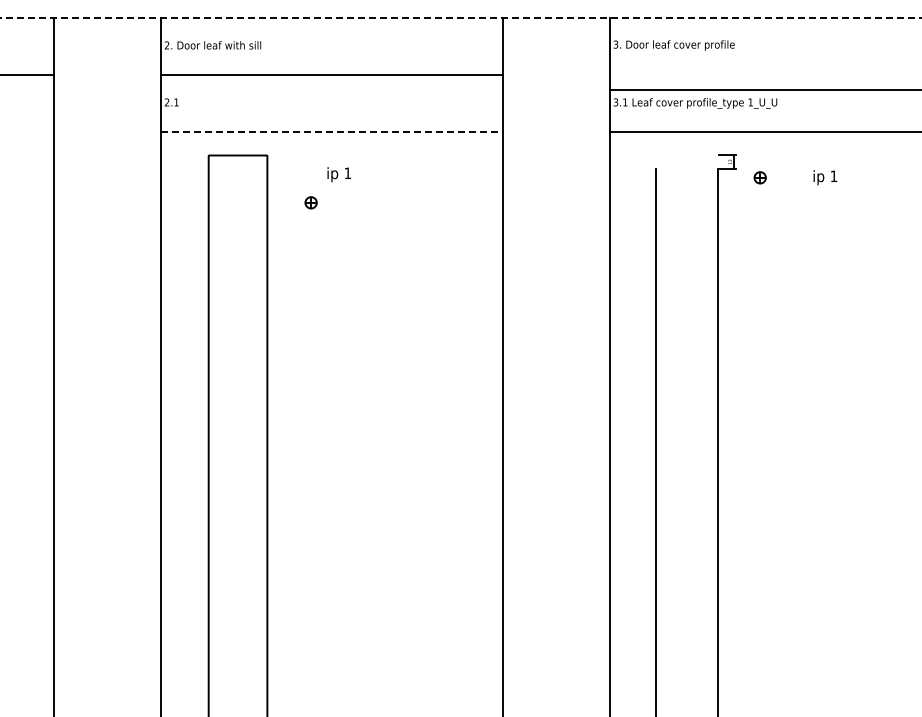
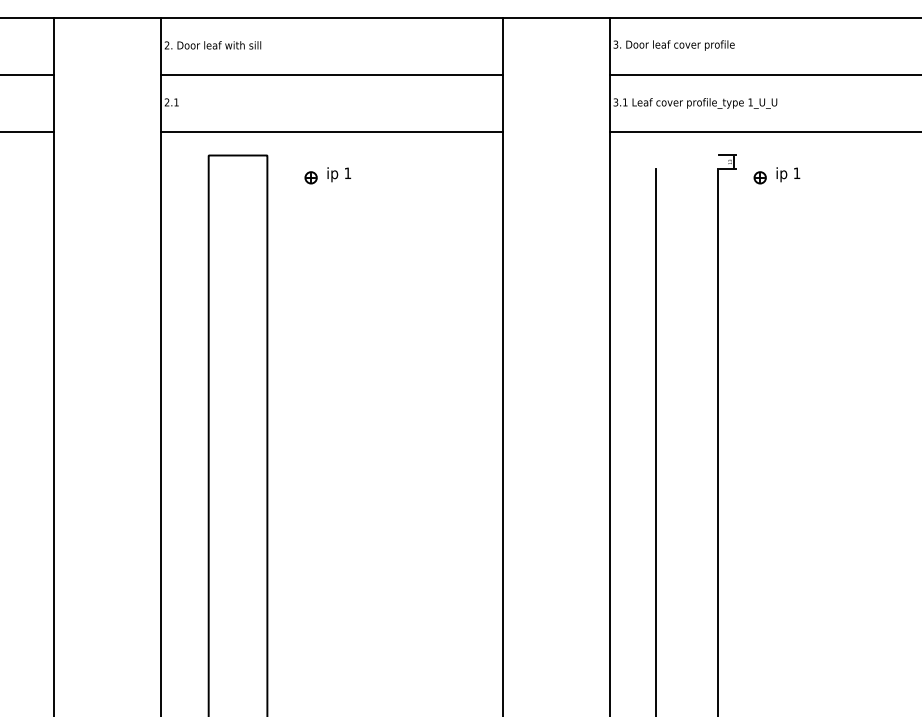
line: dashed -> solid (461, 17)
line position: (763, 89) -> (763, 74) (763, 74)
line: none -> present (28, 131)
line: dashed -> solid (331, 131)
text position: (825, 177) -> (788, 174) (788, 174)
part position: (310, 202) -> (310, 177) (310, 177)
